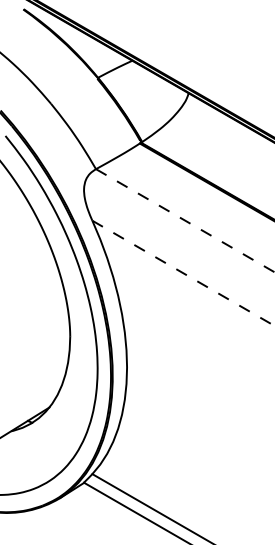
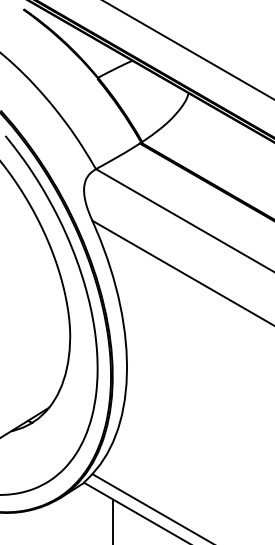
line: none -> present (188, 50)
line: dashed -> solid (185, 220)
line: dashed -> solid (183, 273)
line: none -> present (113, 520)
